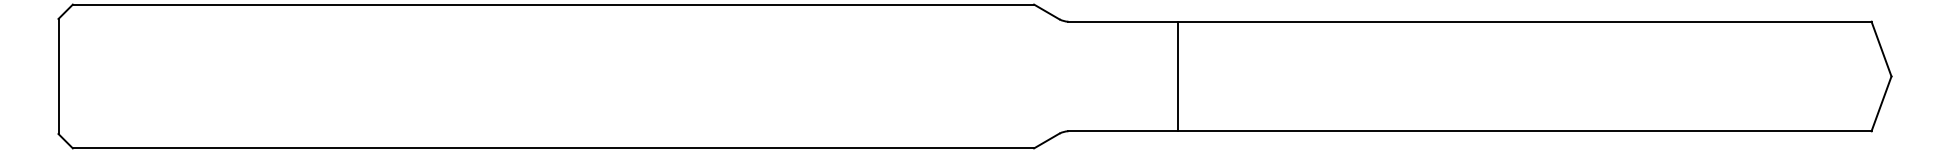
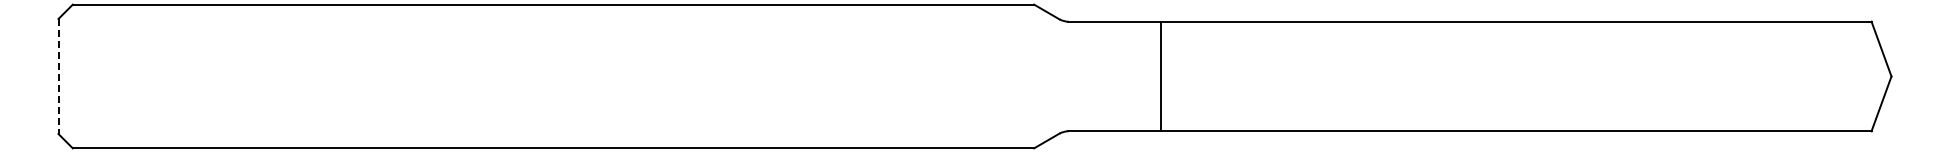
line: solid -> dashed (58, 76)
line position: (1178, 76) -> (1161, 76) (1161, 76)
